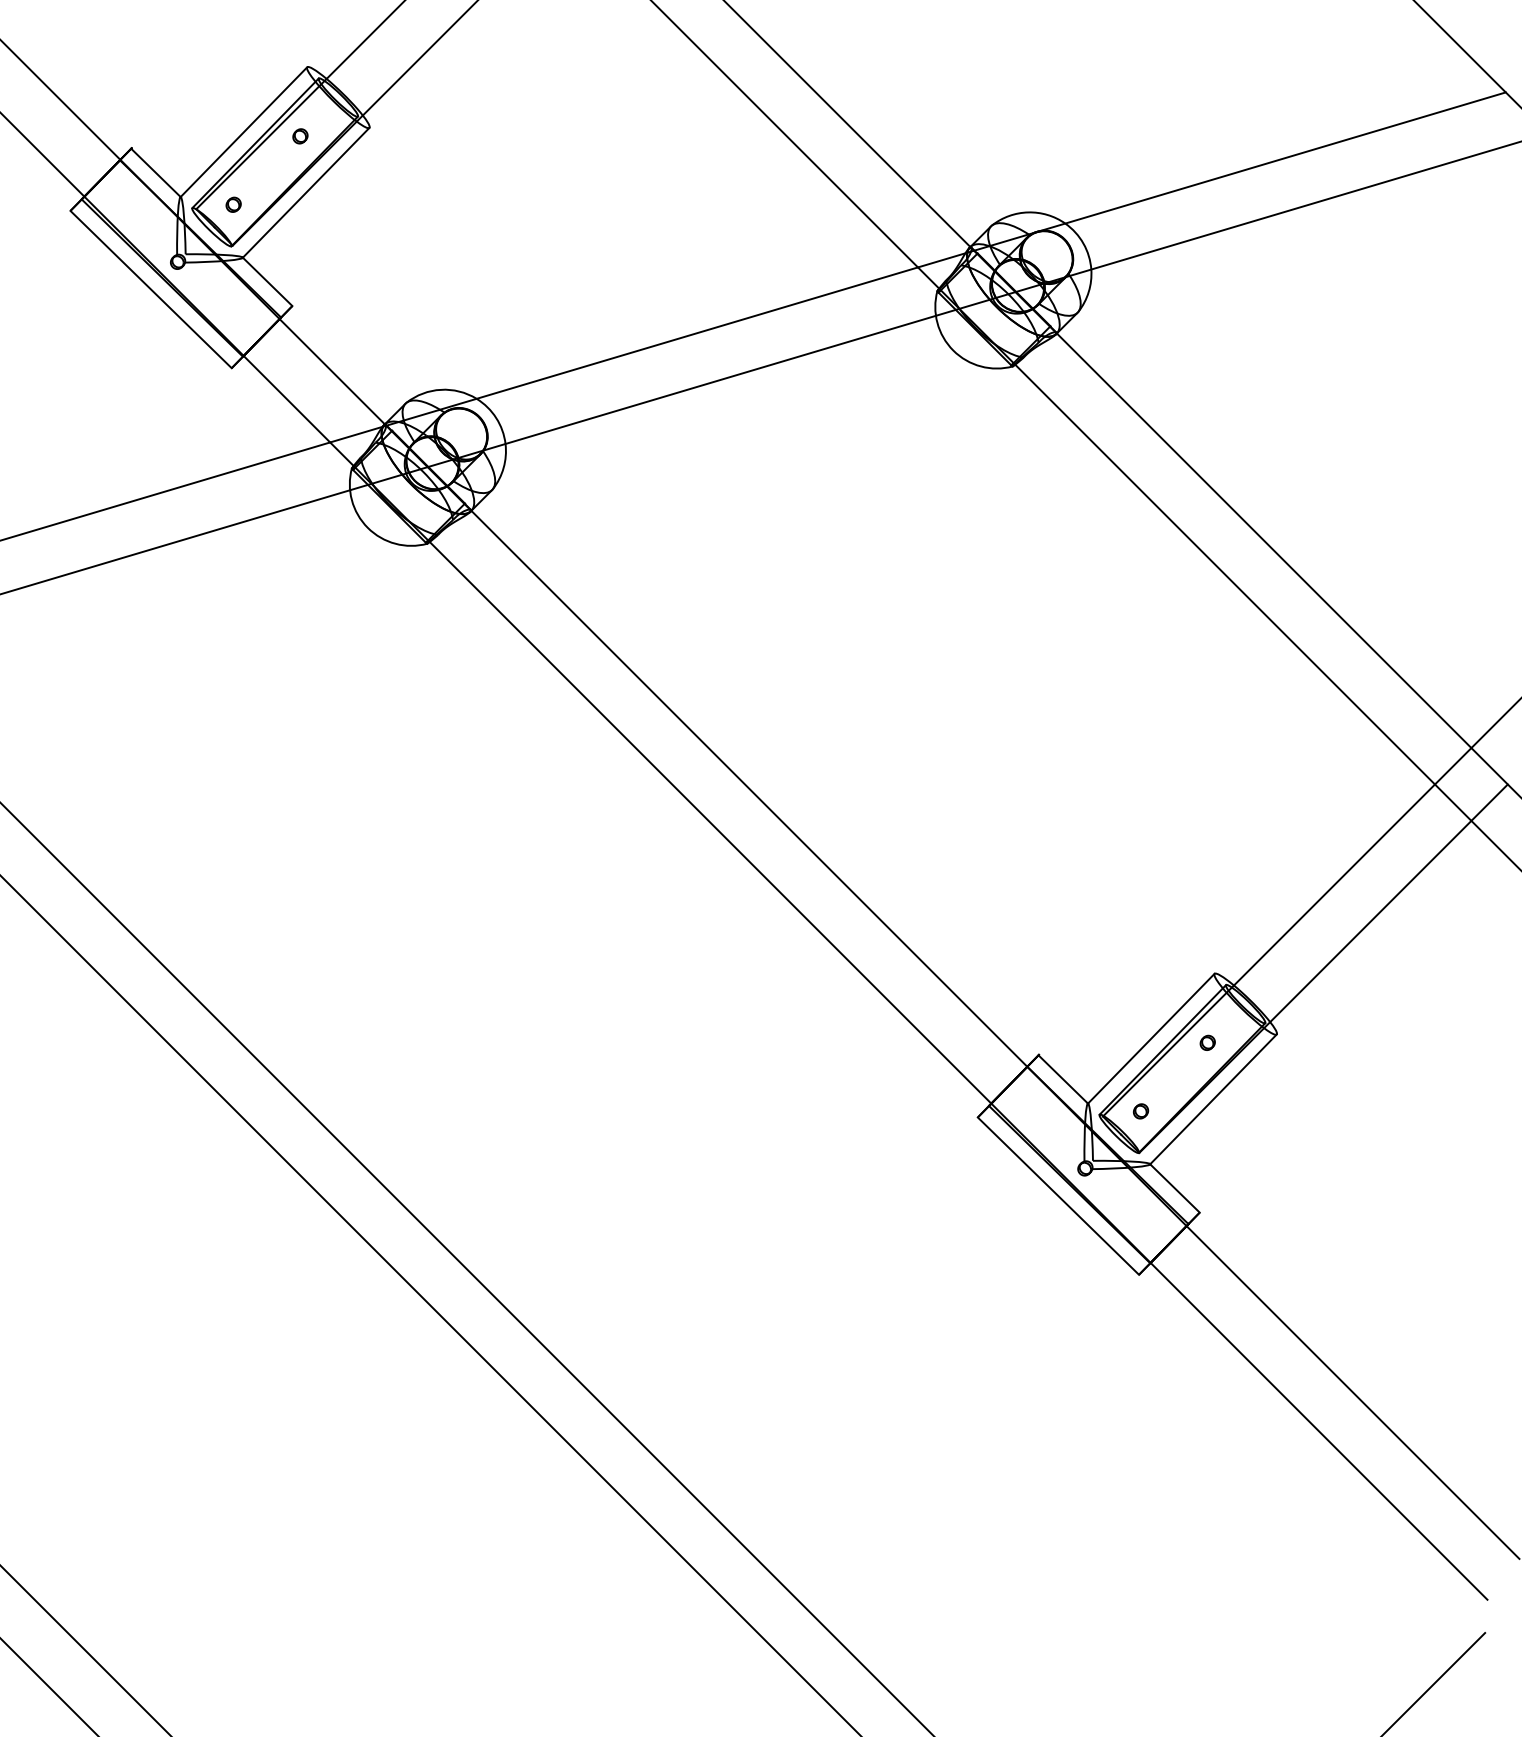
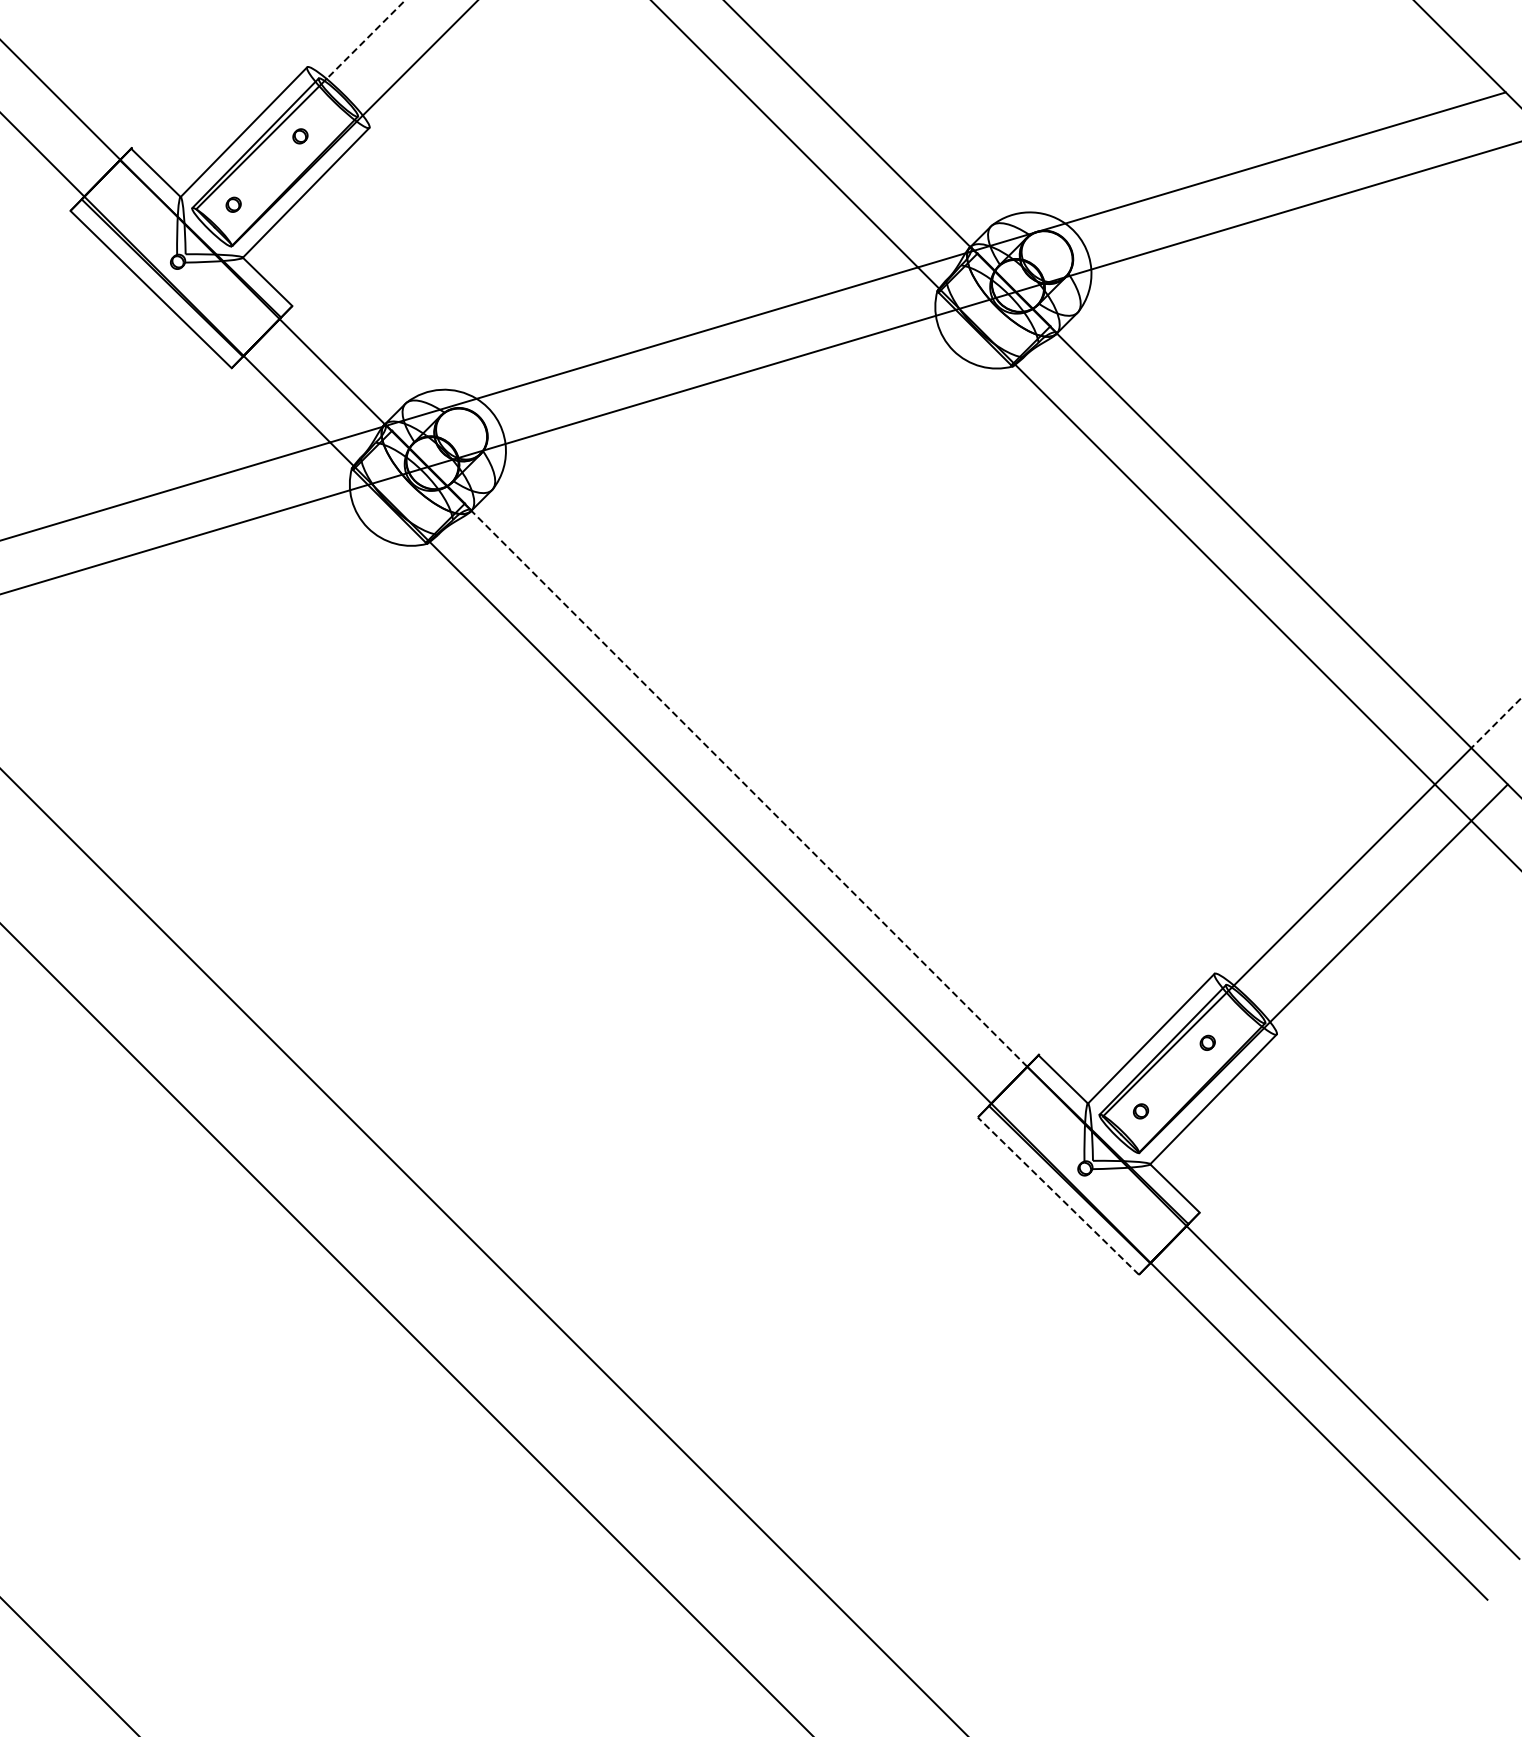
line: solid -> dashed (365, 40)
line: solid -> dashed (1496, 723)
line: solid -> dashed (748, 788)
line: solid -> dashed (1058, 1196)
line position: (466, 1268) -> (483, 1251) (483, 1251)
line position: (430, 1305) -> (406, 1329) (406, 1329)
line position: (85, 1650) -> (69, 1666) (69, 1666)
line: present -> none (1434, 1682)
line: present -> none (49, 1686)
